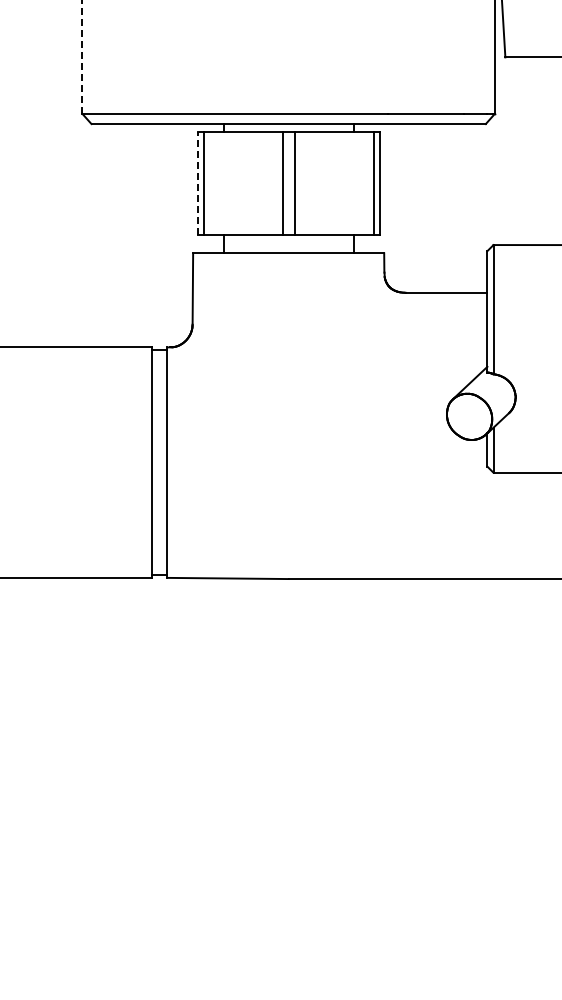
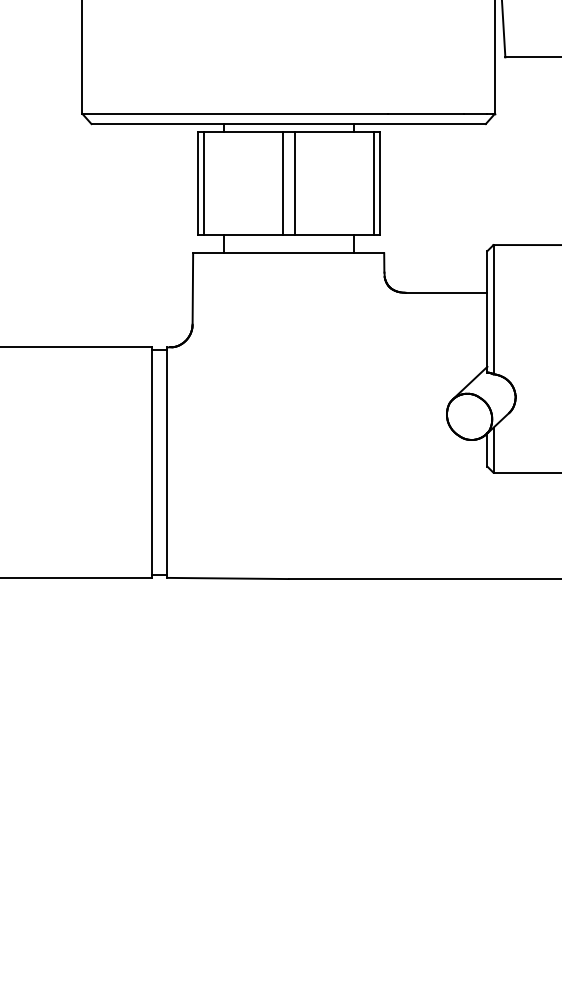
line: dashed -> solid (82, 57)
line: dashed -> solid (197, 183)
